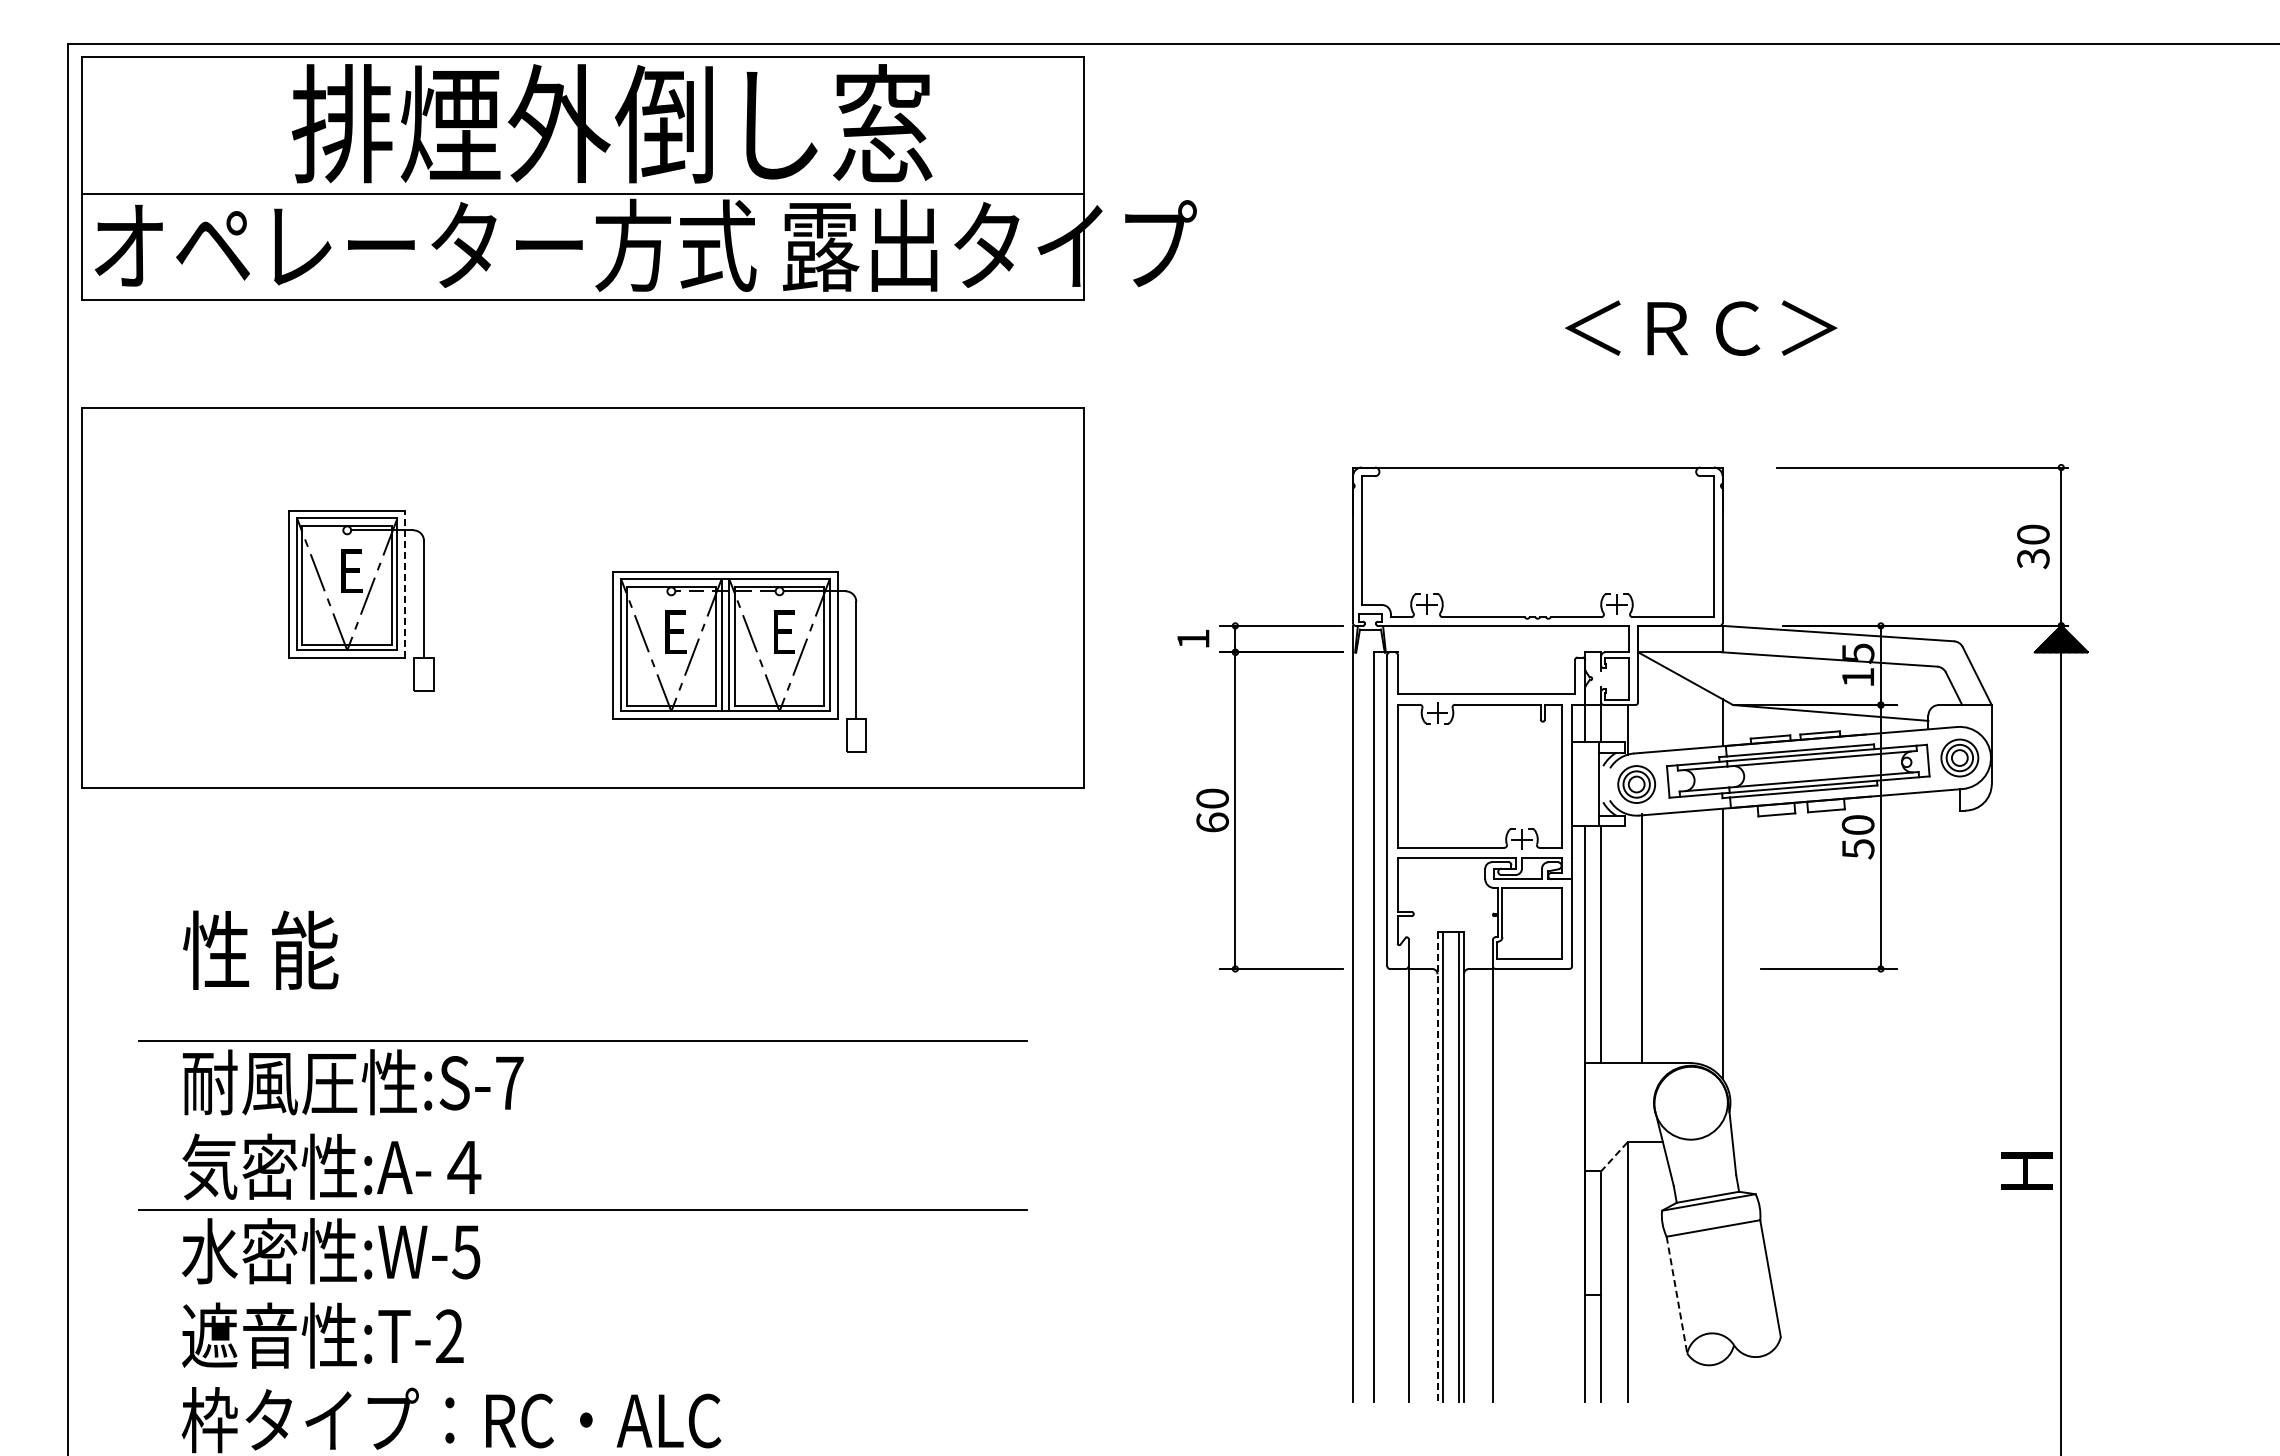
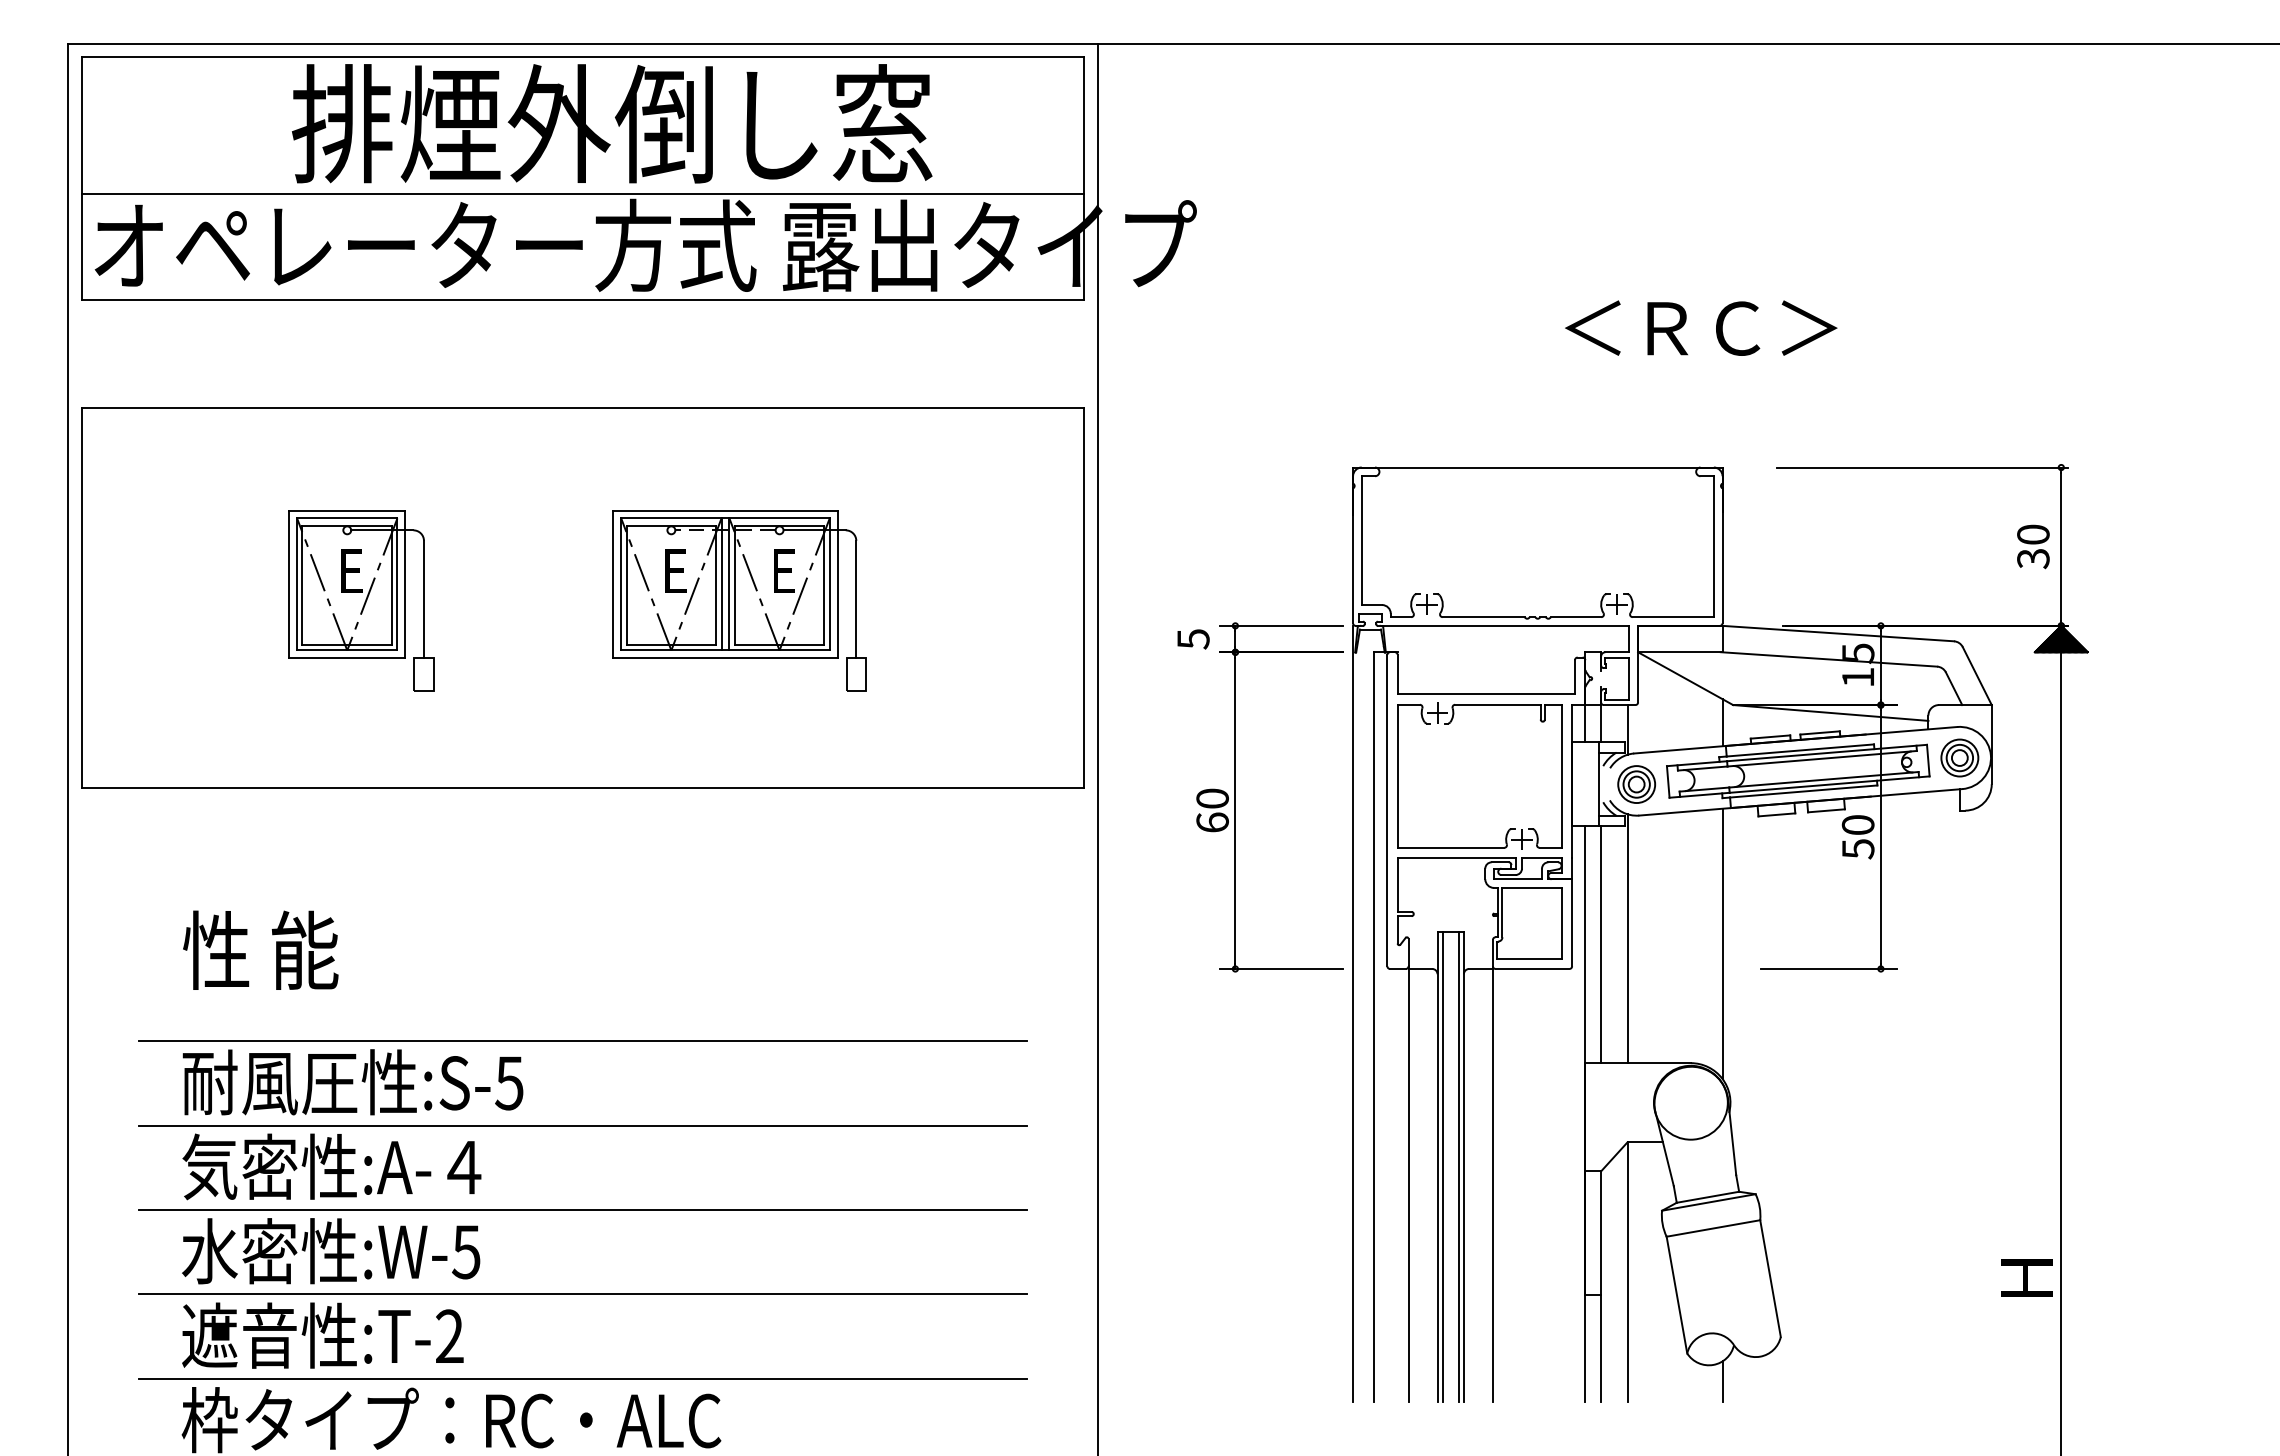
line: dashed -> solid (405, 584)
text: 1 -> 5 (1193, 639)
part position: (739, 661) -> (739, 600) (739, 600)
line: none -> present (1097, 747)
line position: (1641, 938) -> (1627, 938) (1627, 938)
text: :S-7 -> :S-5 (509, 1083)
line: none -> present (582, 1125)
line: dashed -> solid (1614, 1156)
line: dashed -> solid (1437, 1166)
text position: (2026, 1170) -> (2026, 1277) (2026, 1277)
line: none -> present (582, 1294)
line: dashed -> solid (1677, 1295)
line: none -> present (582, 1378)
line: none -> present (1722, 1381)
